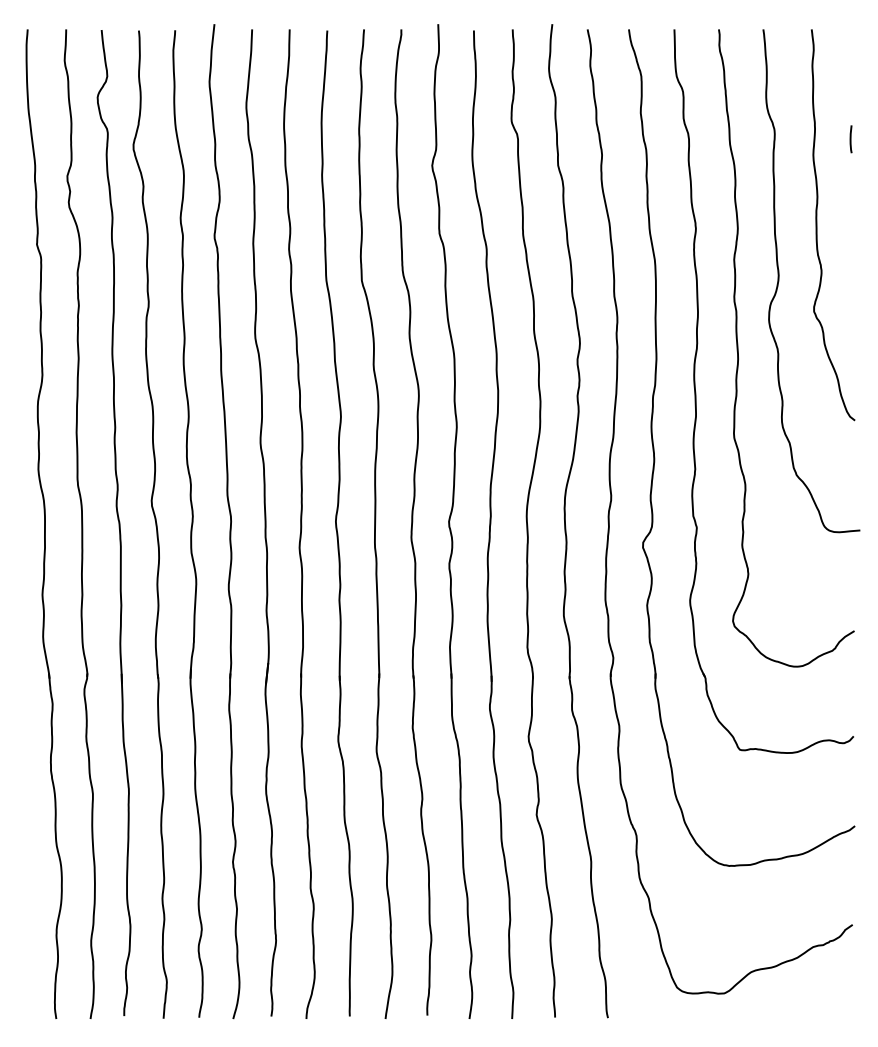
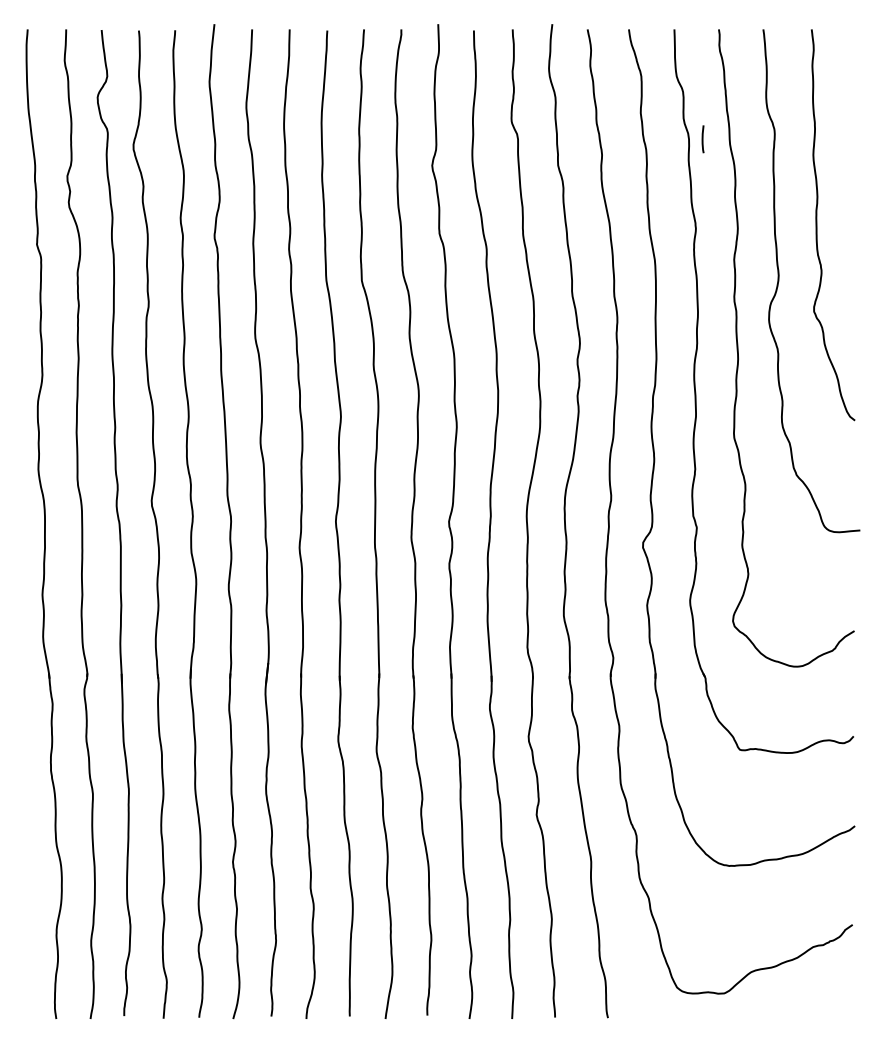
line position: (850, 139) -> (702, 139) (702, 139)
